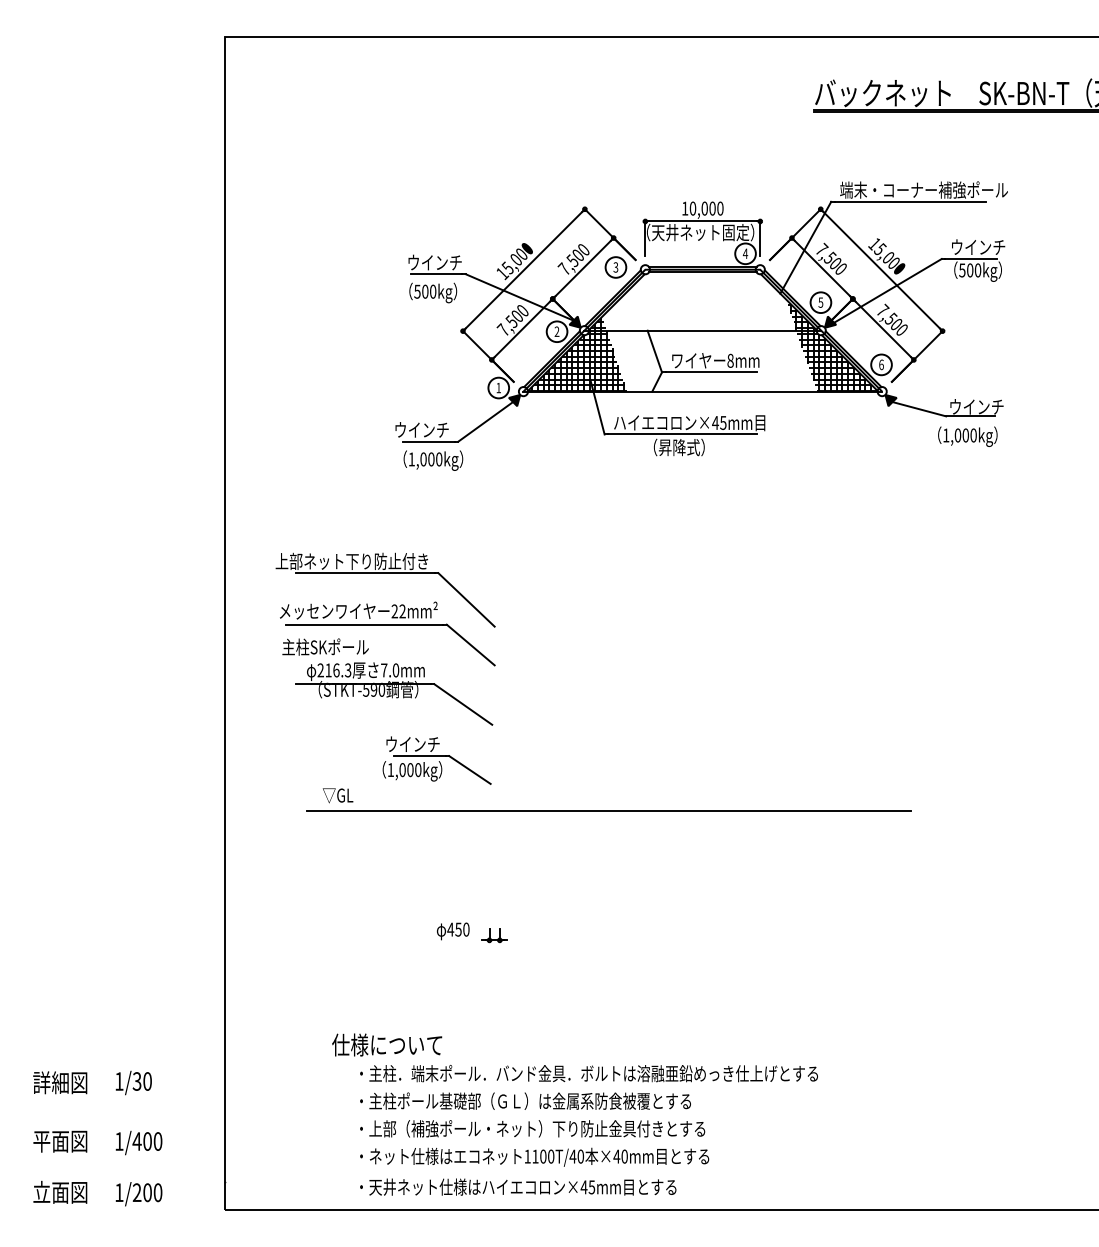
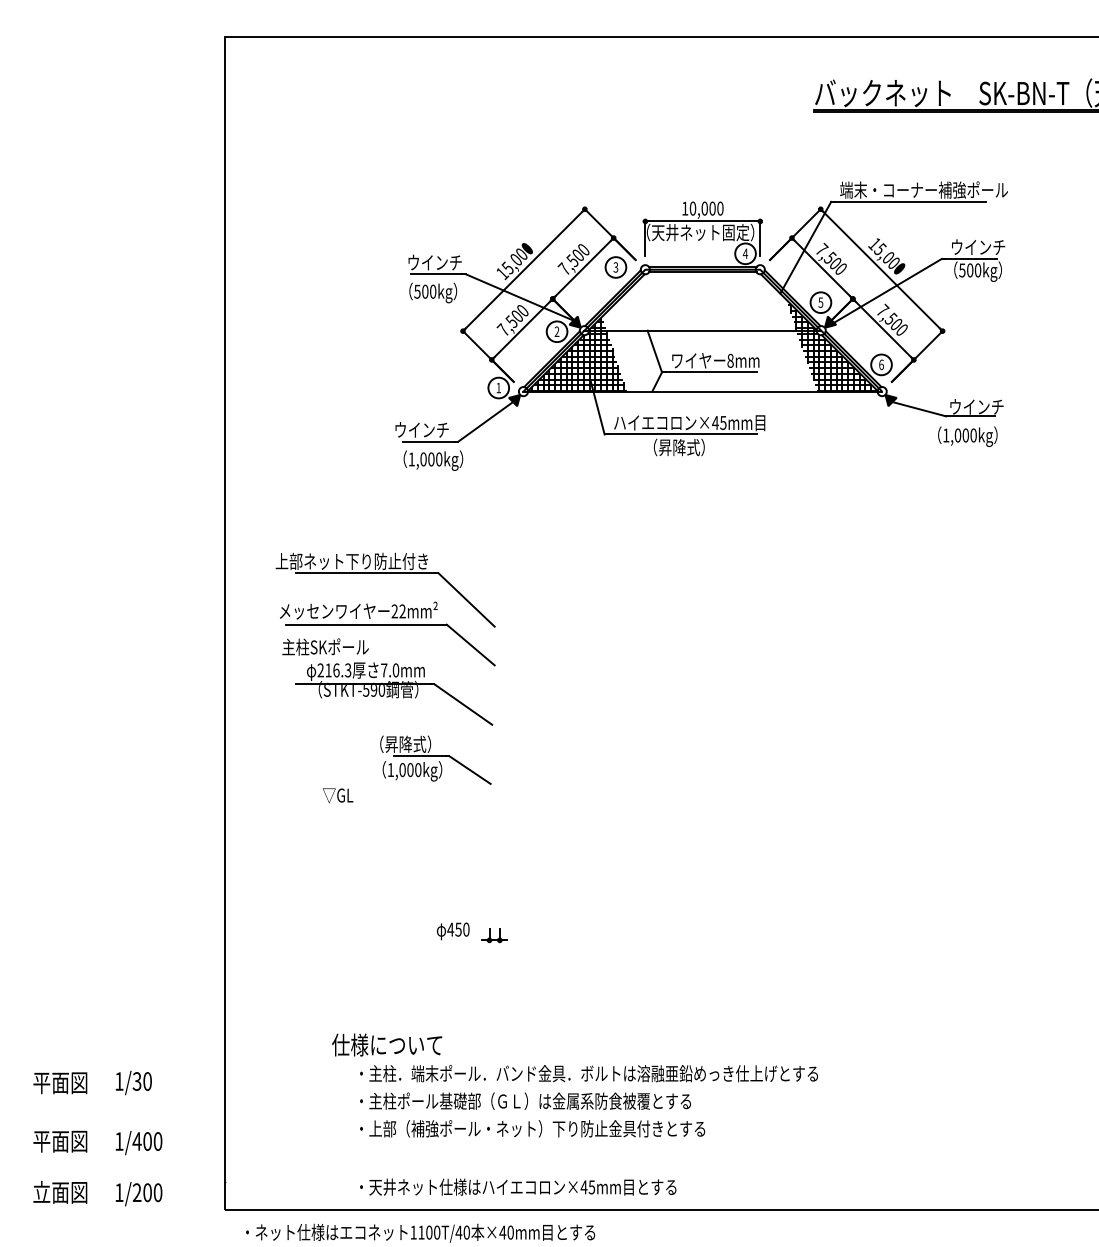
text: ウインチ -> （昇降式） (409, 743)
line: present -> none (608, 810)
text: 詳細図 -> 平面図 (50, 1082)
text position: (534, 1156) -> (420, 1232) (420, 1232)
